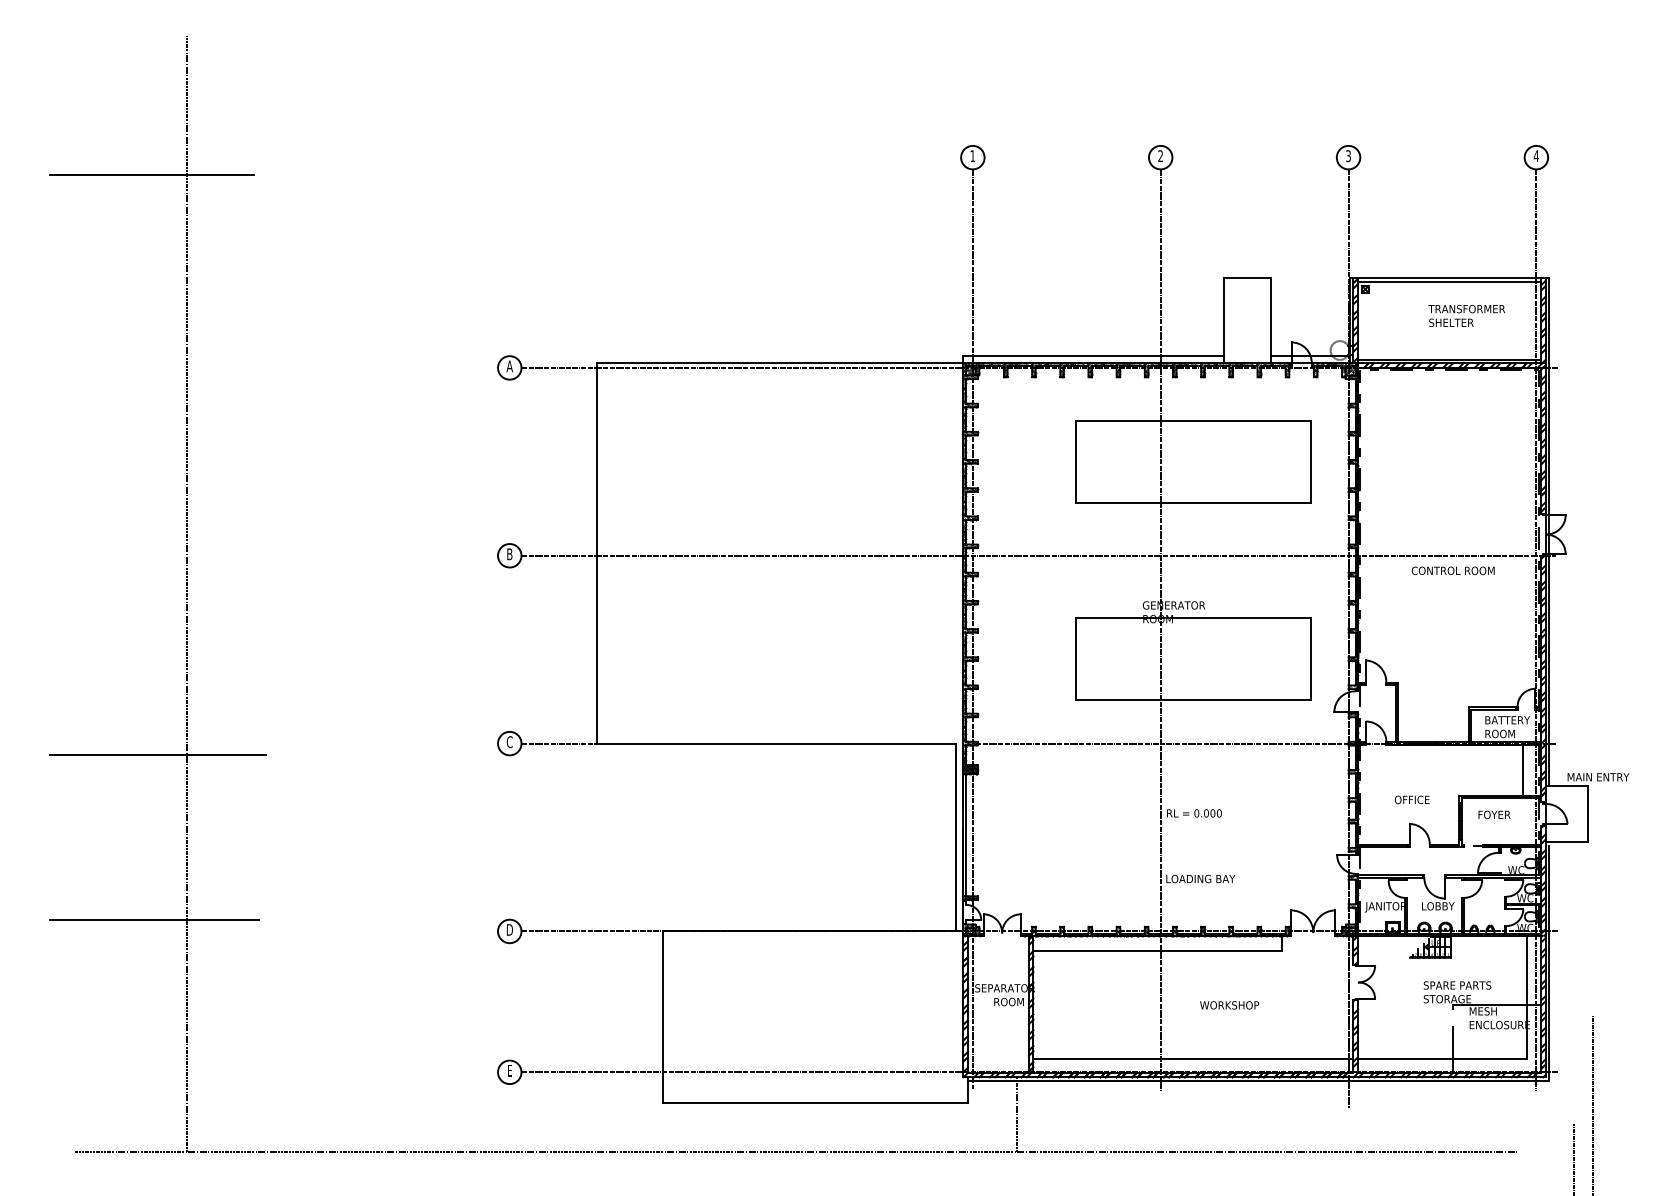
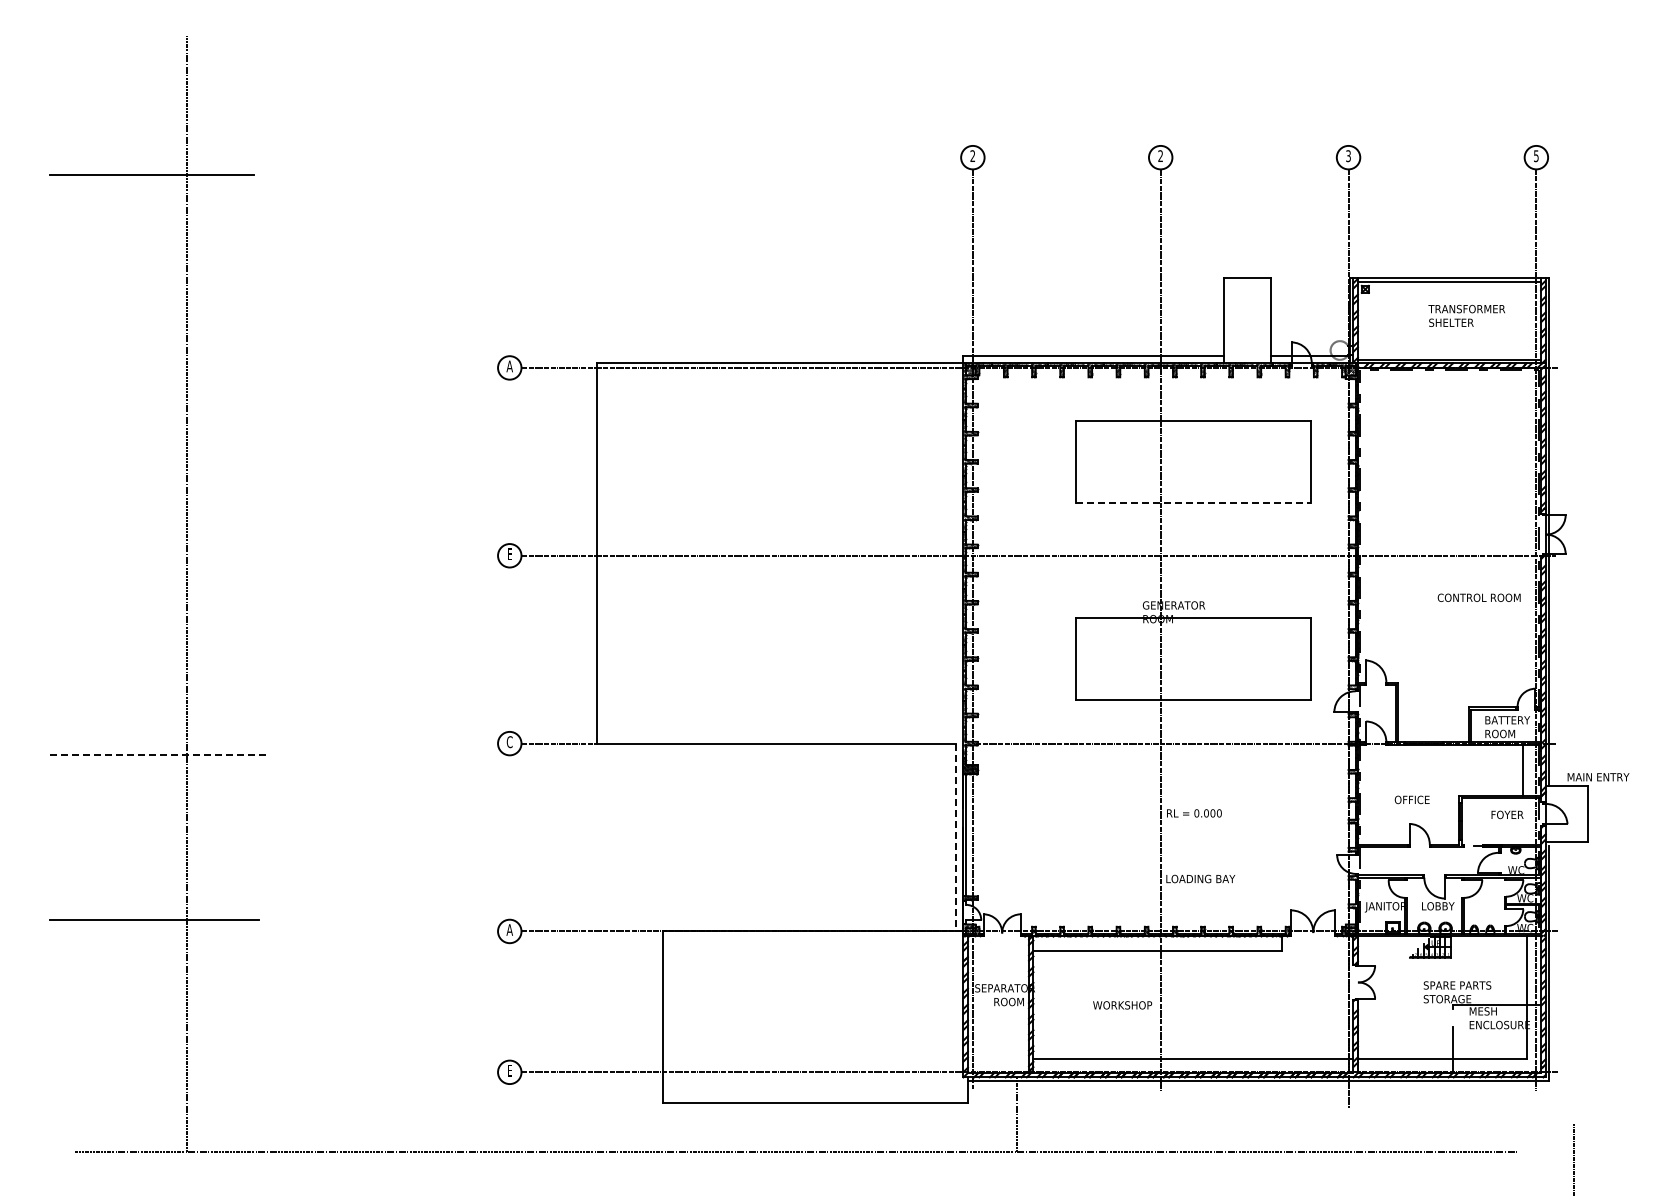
text: 1 -> 2 (972, 155)
text: 4 -> 5 (1535, 156)
line: solid -> dashed (1193, 503)
text: B -> E (509, 554)
text position: (1452, 570) -> (1478, 597) (1478, 597)
line: solid -> dashed (158, 755)
text position: (1494, 814) -> (1507, 814) (1507, 814)
line: solid -> dashed (956, 837)
text: D -> A (509, 929)
text position: (1229, 1005) -> (1122, 1005) (1122, 1005)
line: present -> none (1593, 1103)
